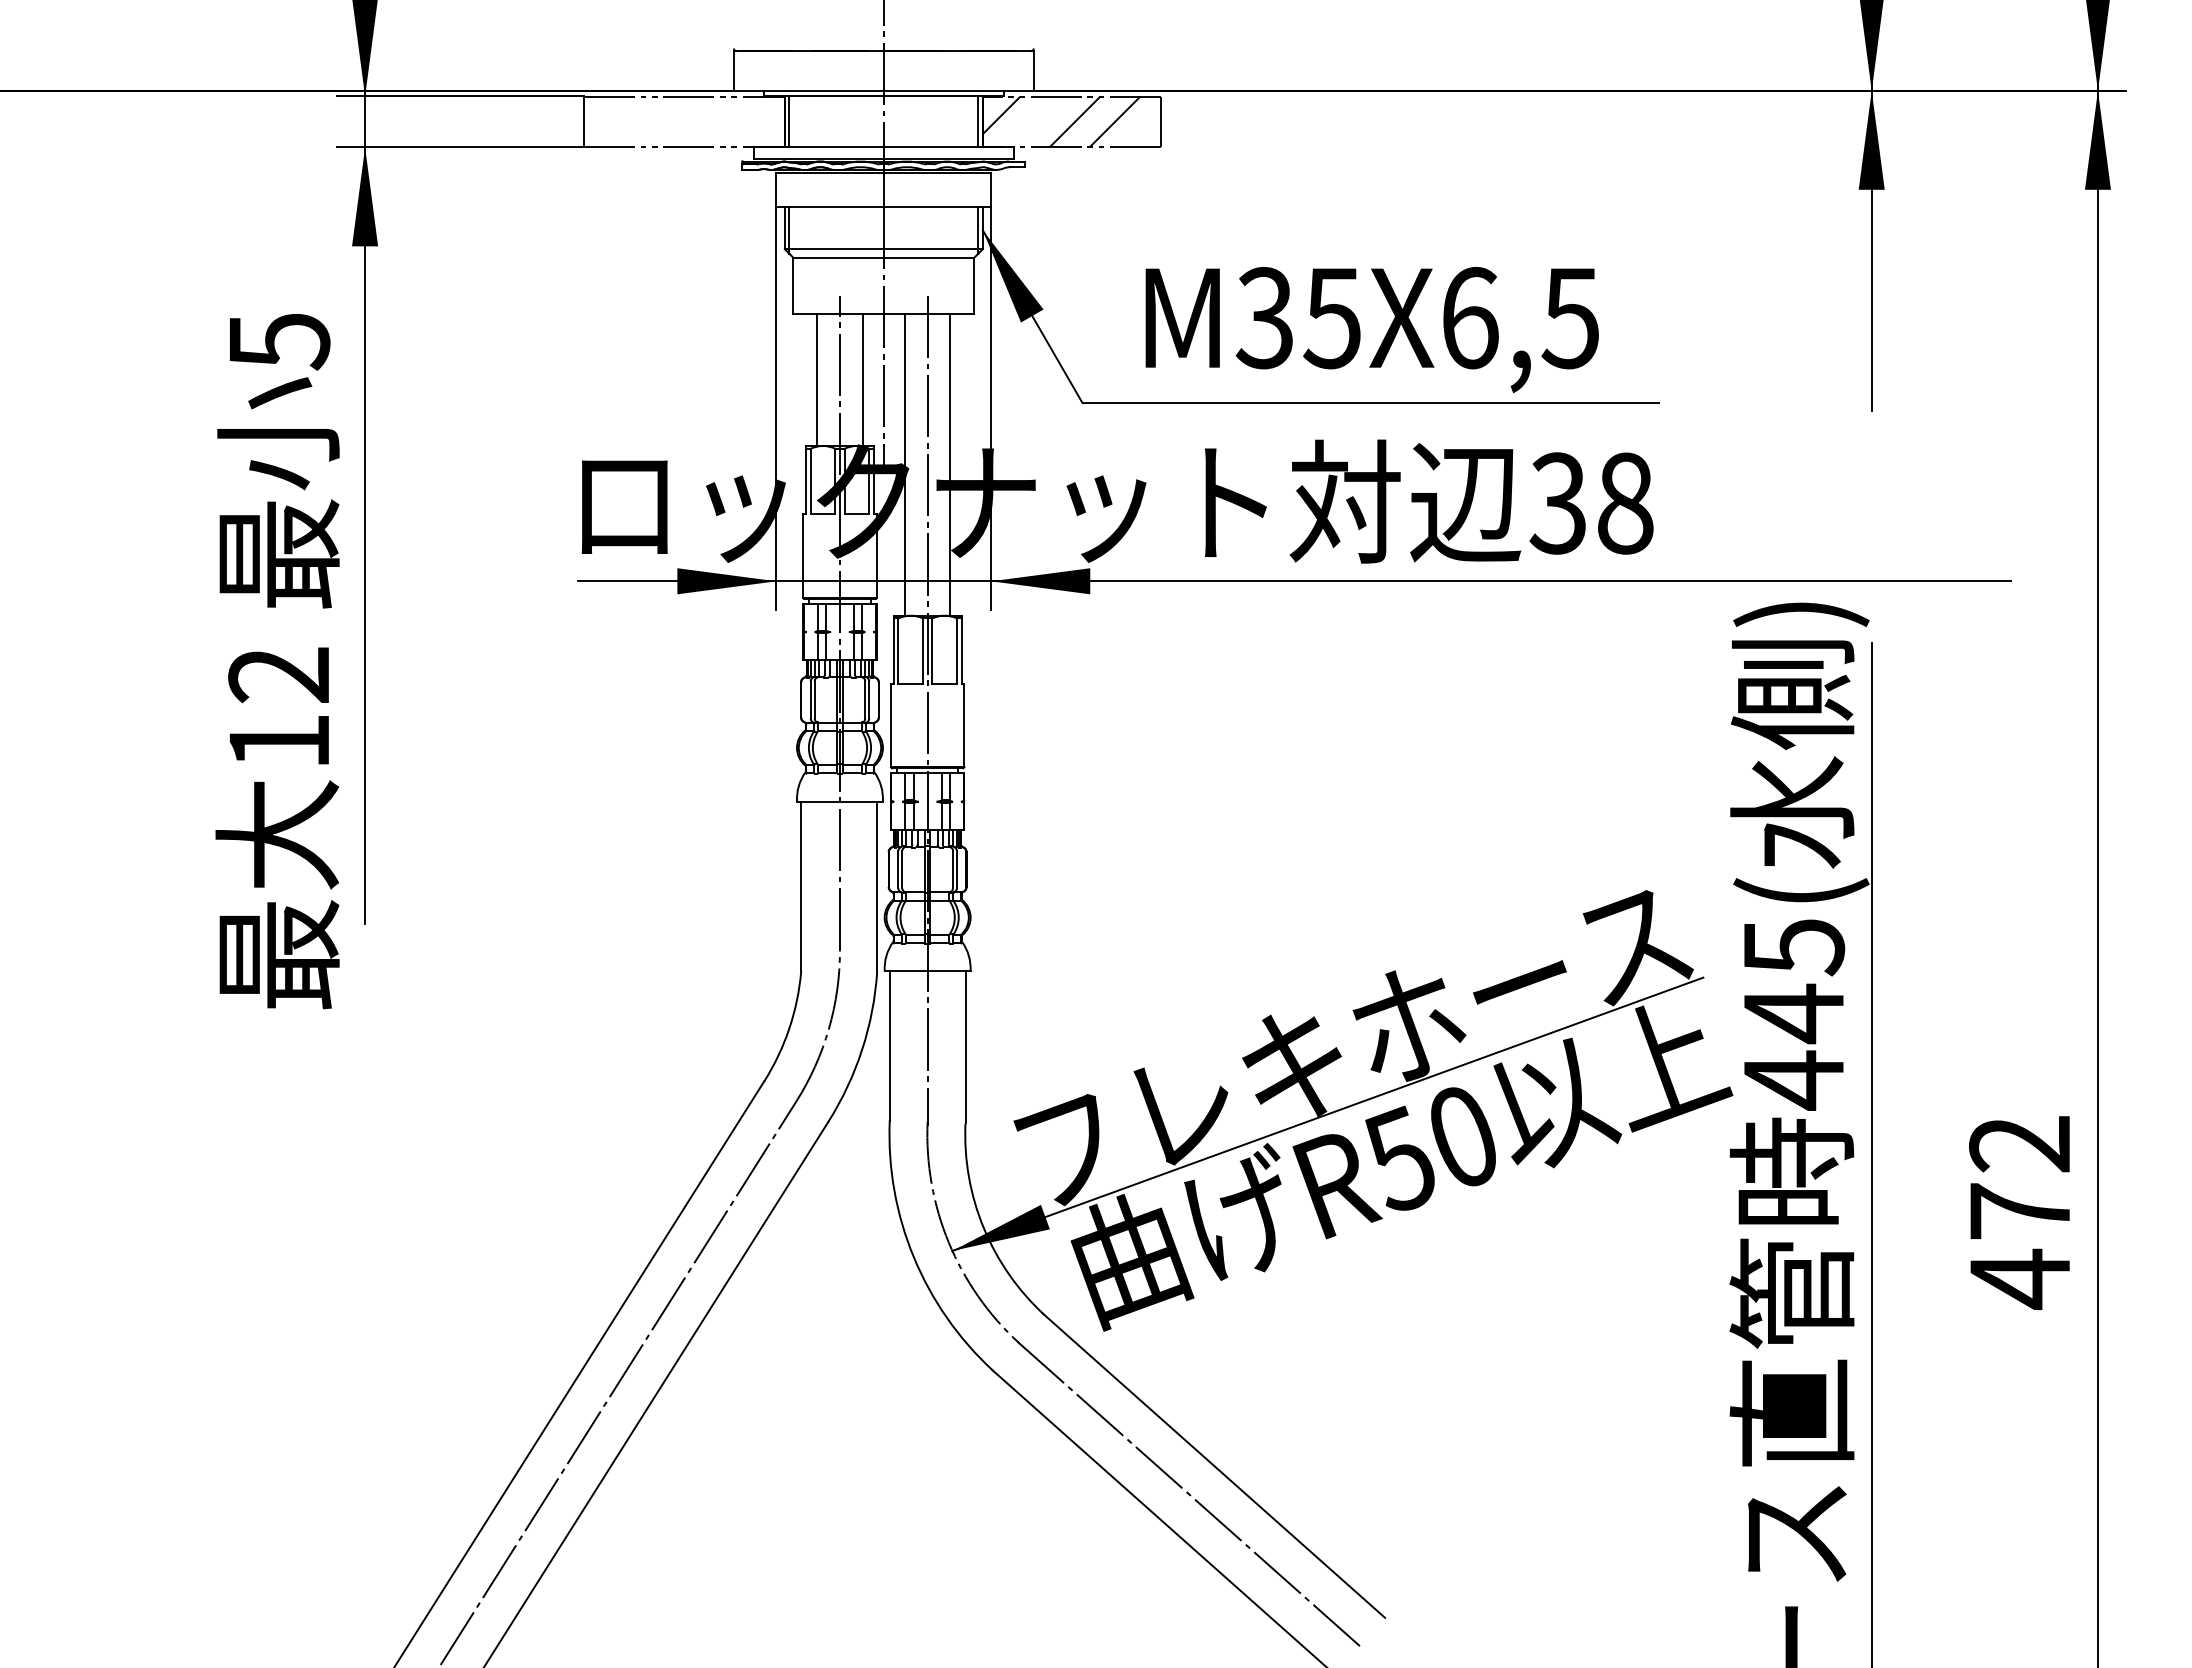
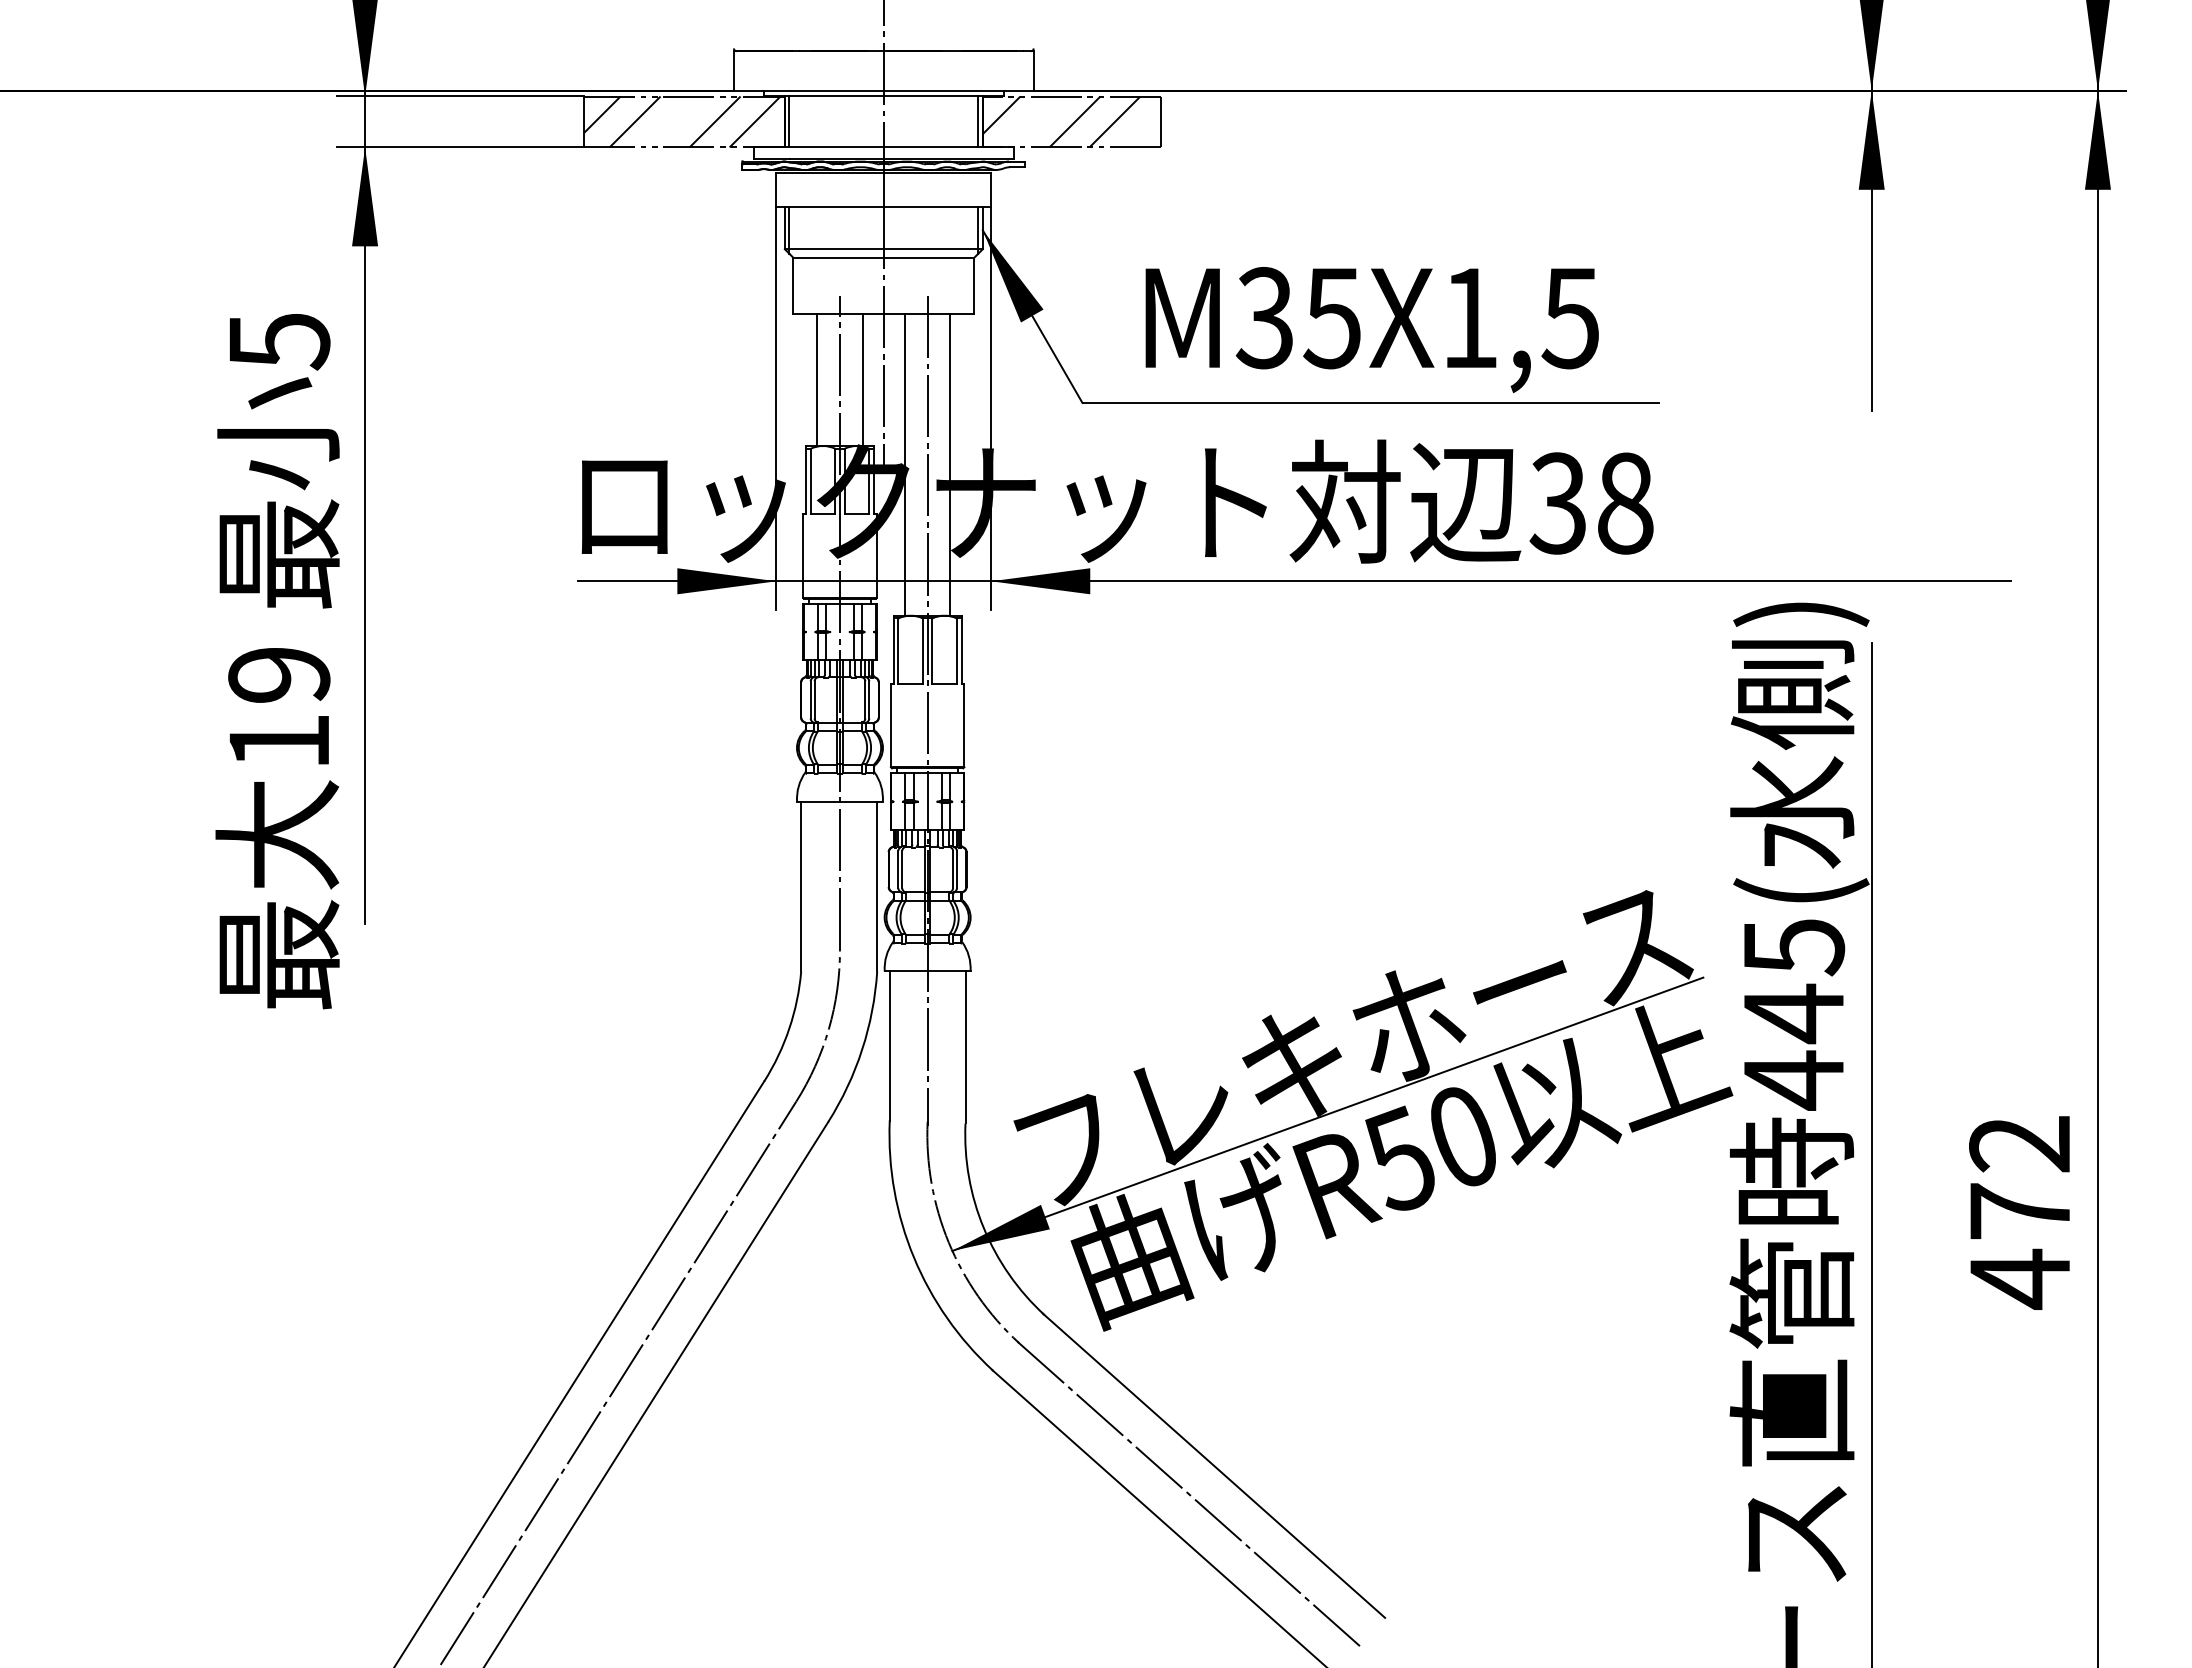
hatch: none -> present (682, 121)
text: M35X6,5 -> M35X1,5 (1470, 318)
text: 12 -> 19 (279, 675)
